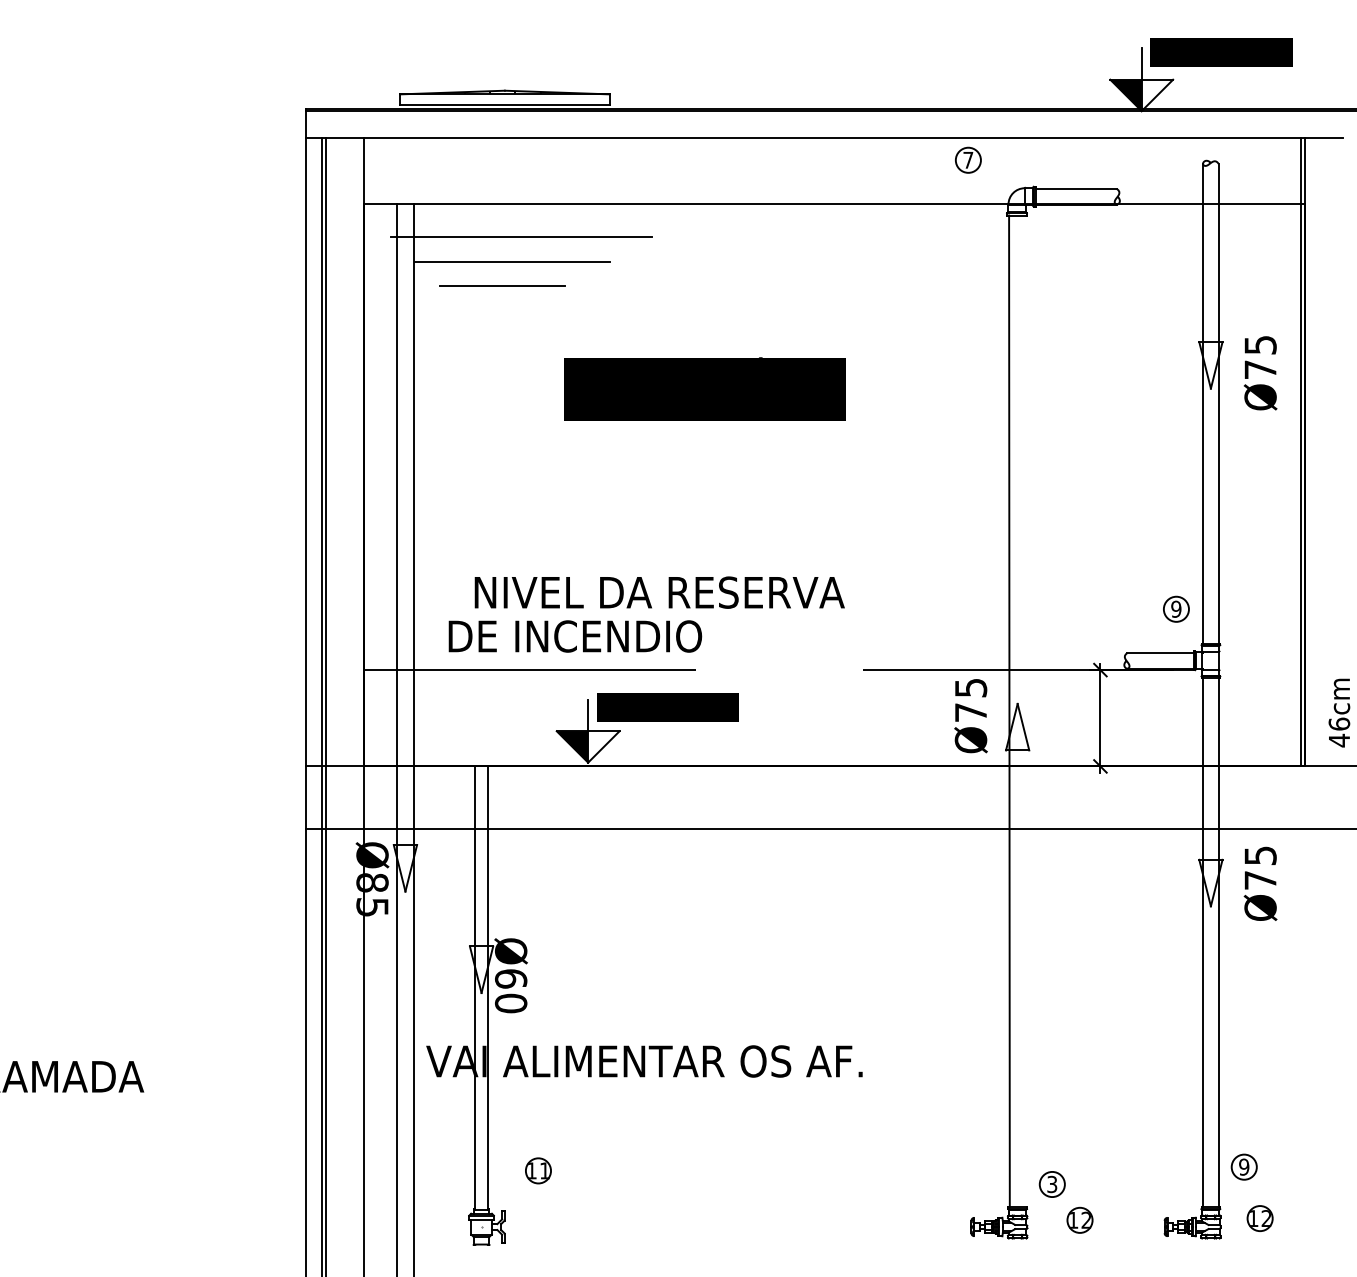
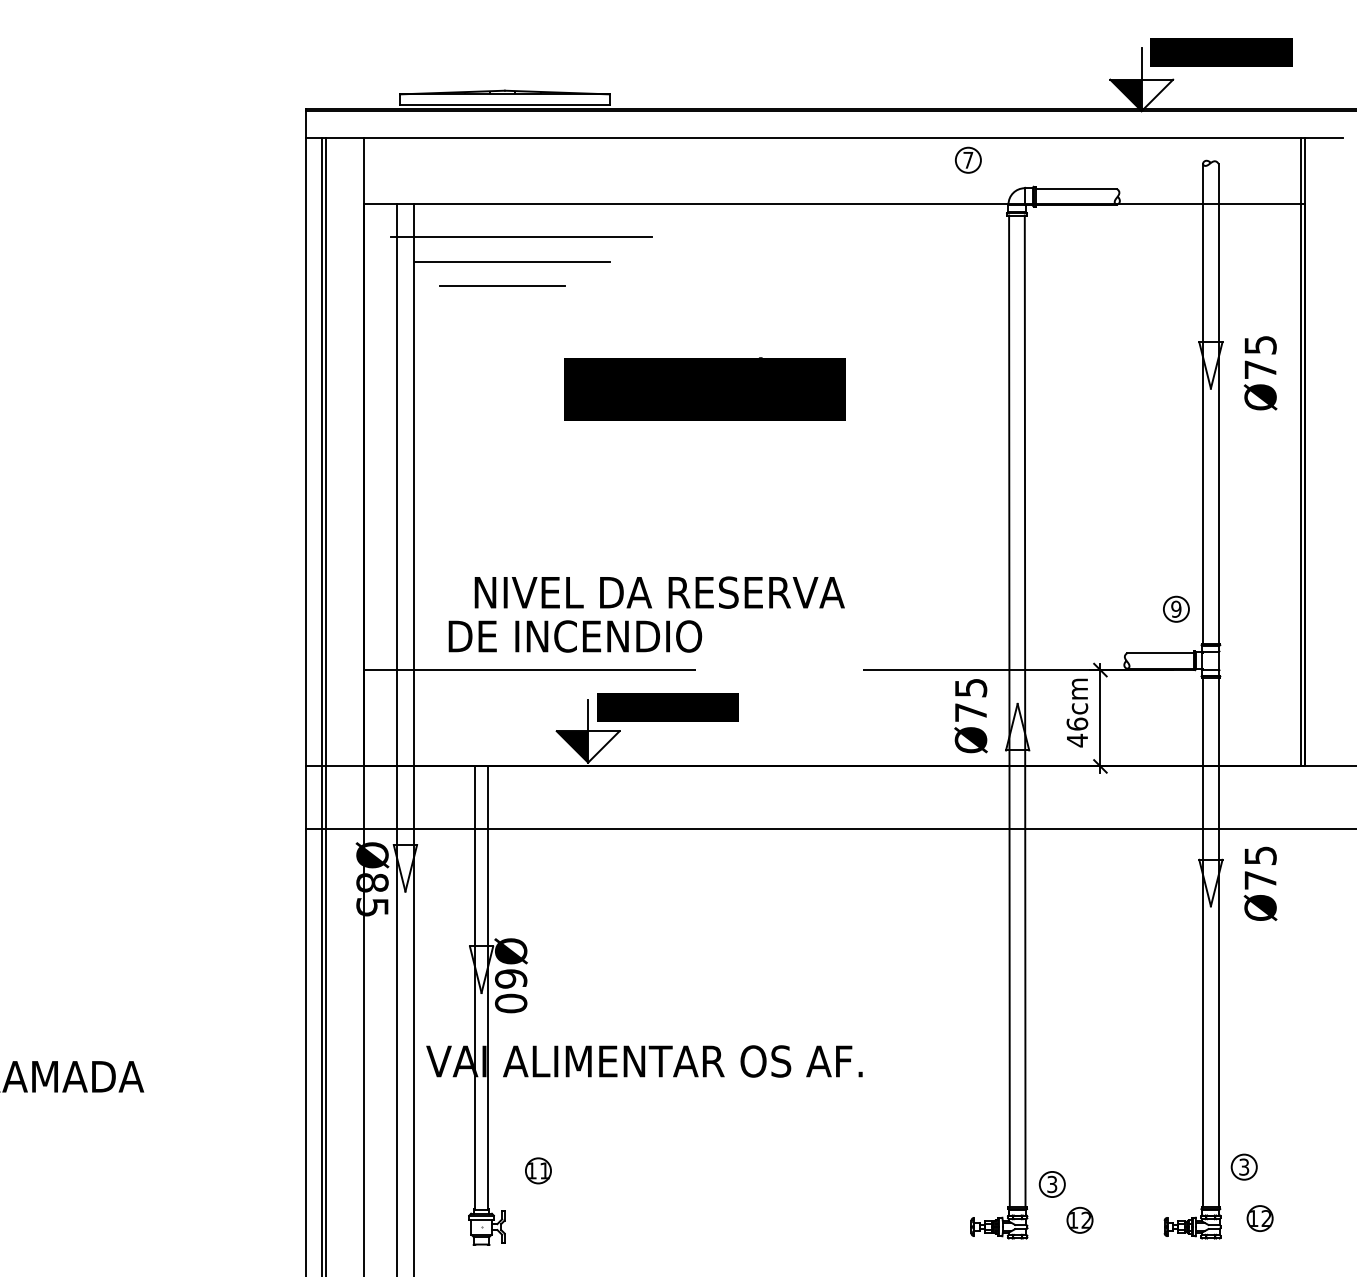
line: none -> present (1024, 711)
text position: (1339, 712) -> (1077, 712) (1077, 712)
text: 9 -> 3 (1244, 1166)
